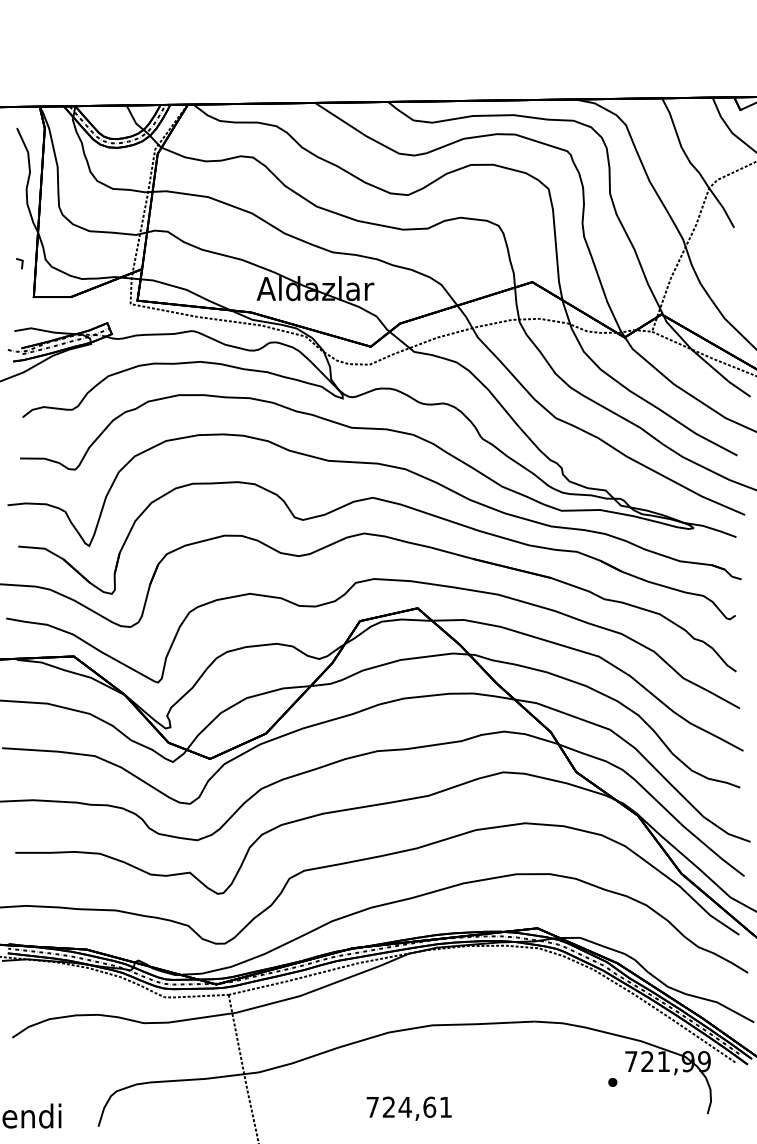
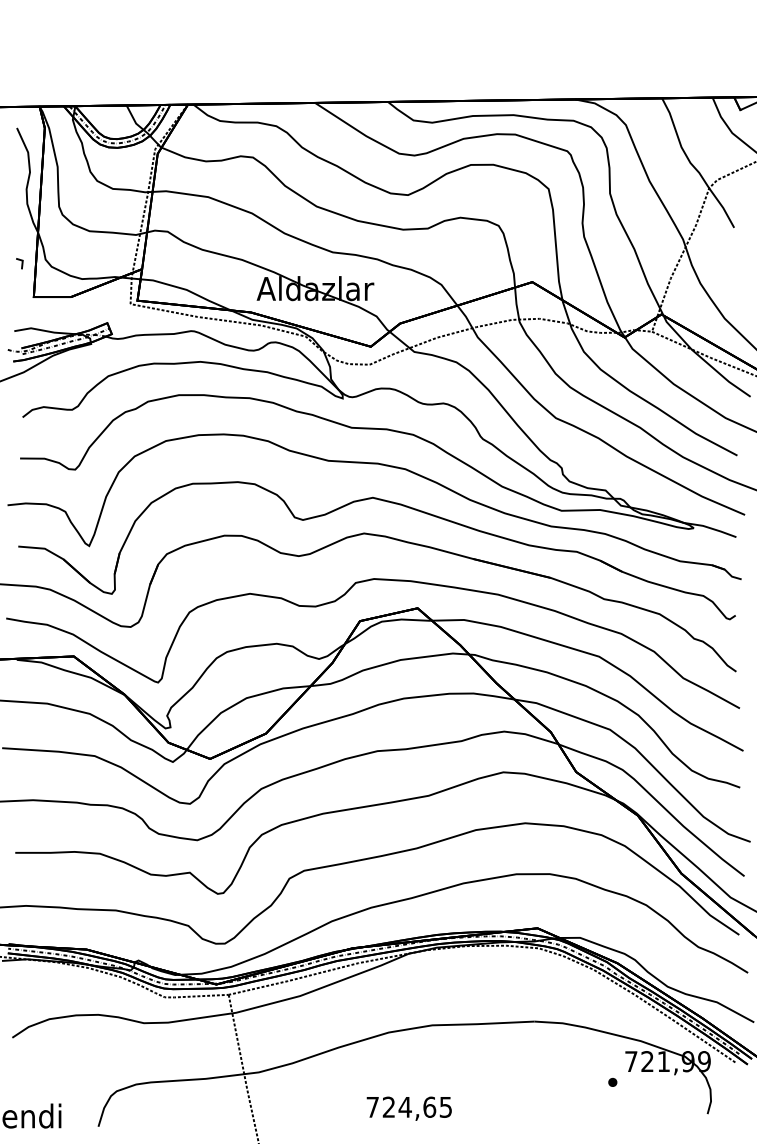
text: 724,61 -> 724,65 (445, 1107)
